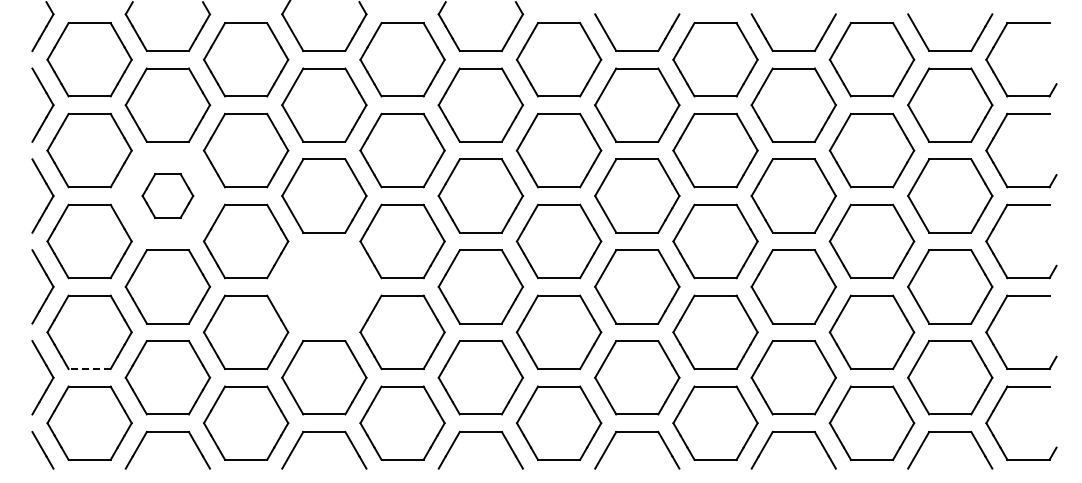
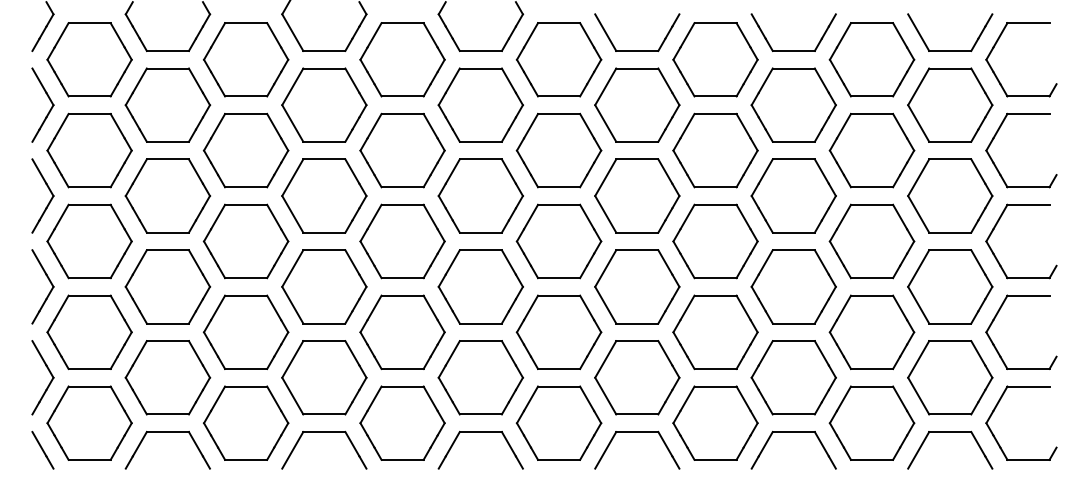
part size: 54x46 px -> 88x76 px (167, 195)
part: none -> present (324, 286)
line: dashed -> solid (89, 369)
